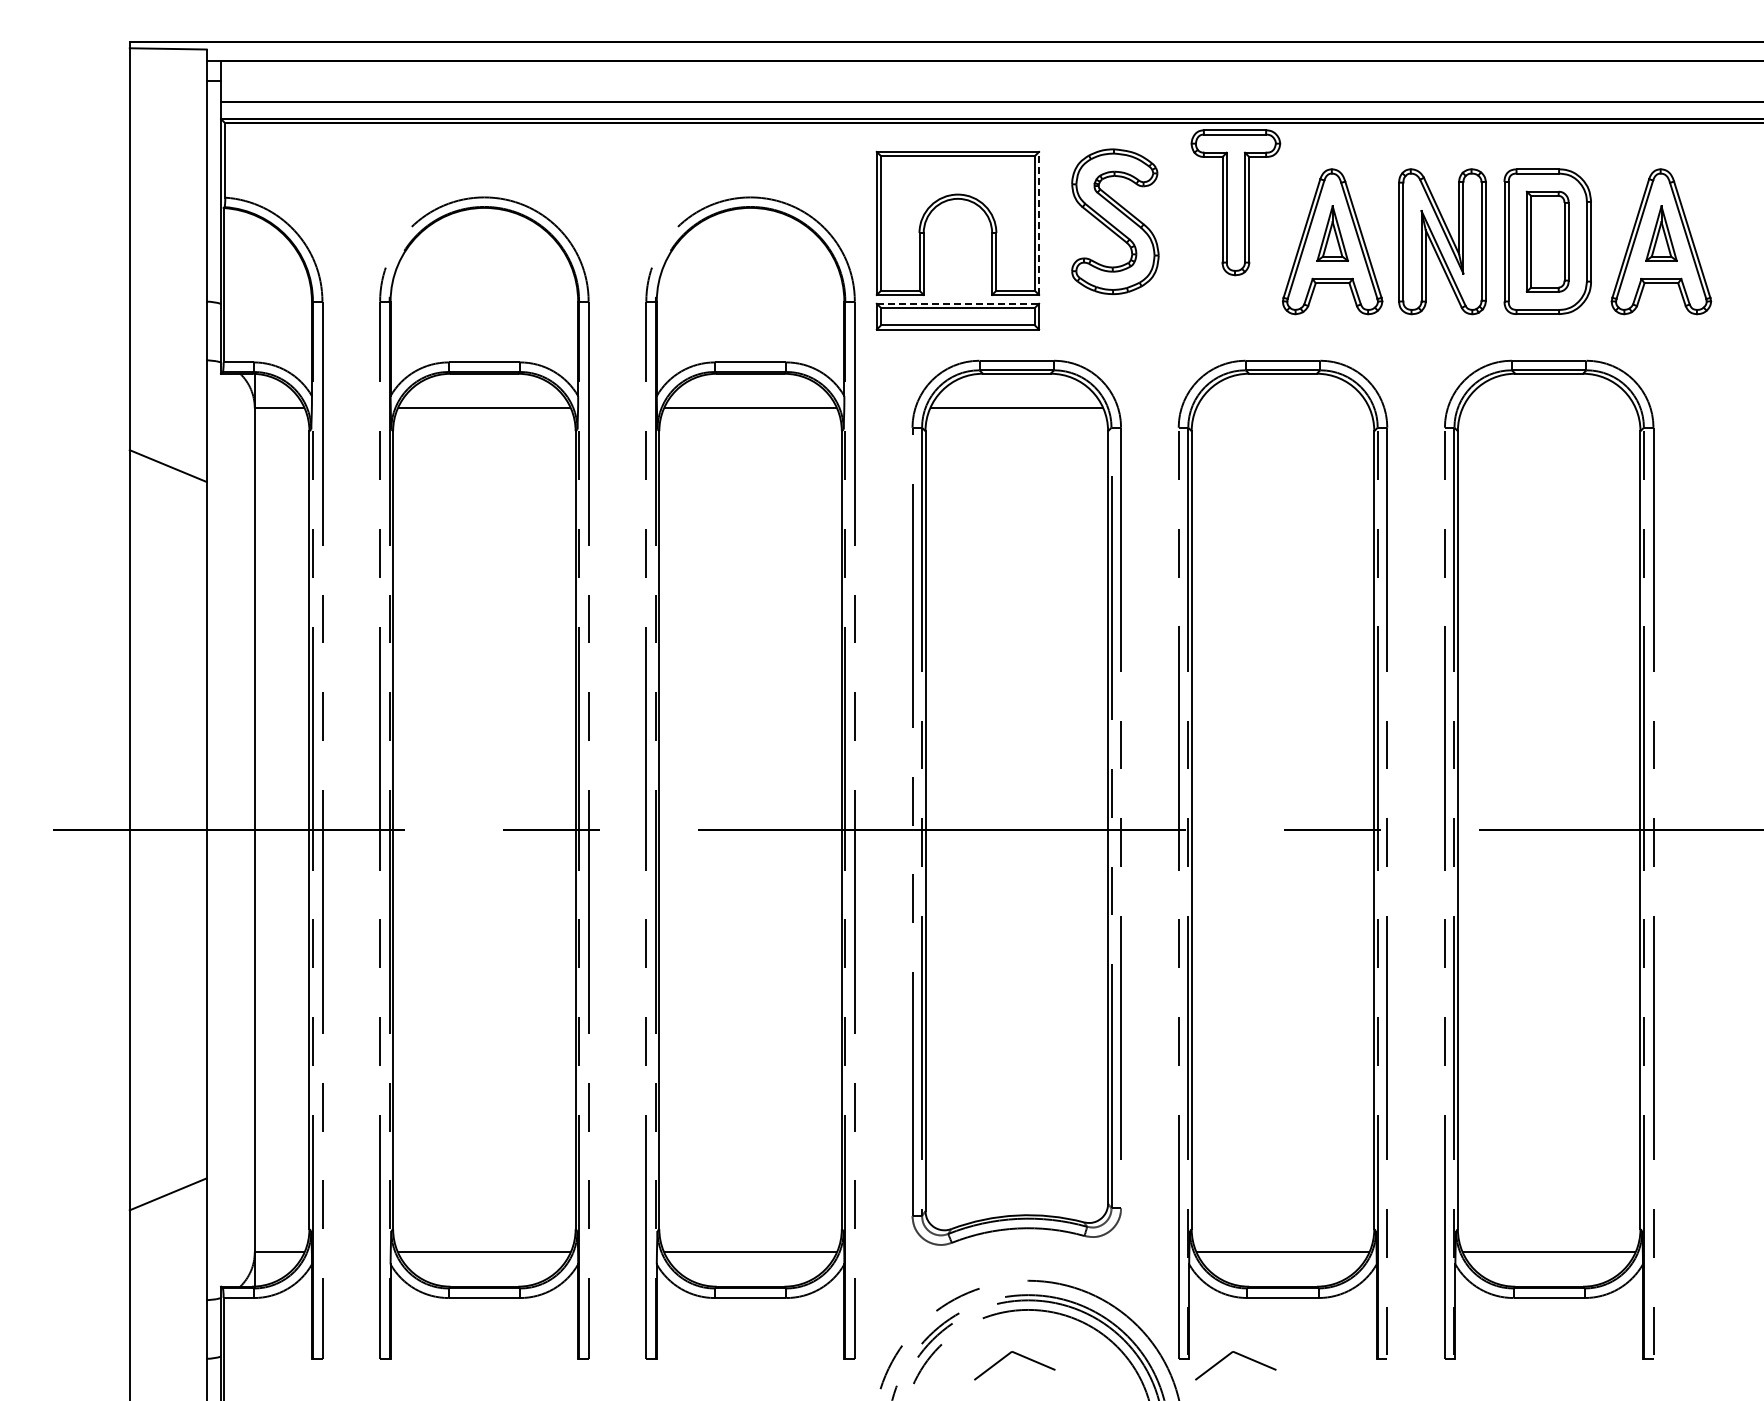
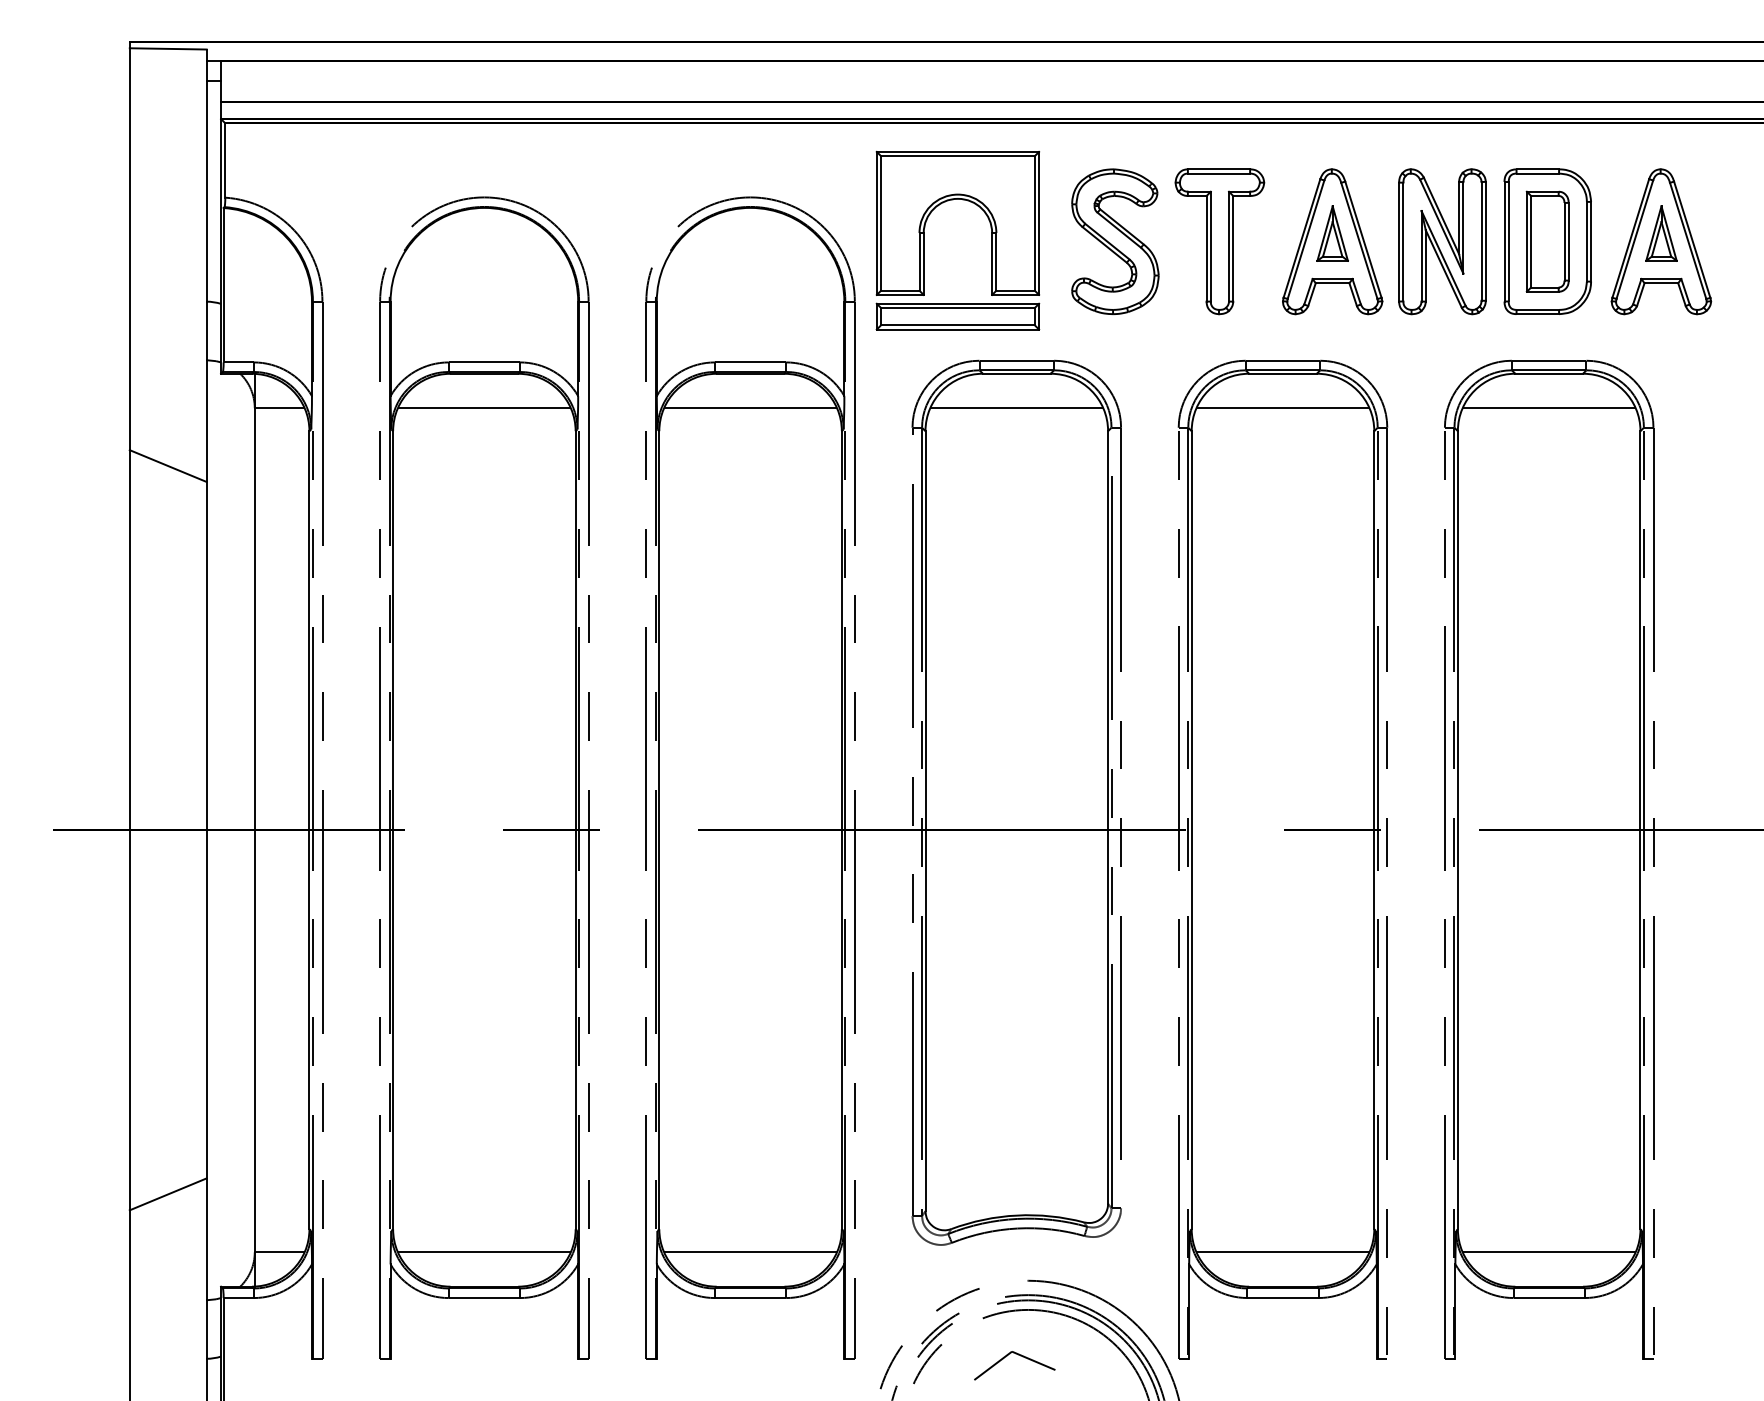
part position: (1235, 202) -> (1219, 241) (1219, 241)
part position: (1115, 221) -> (1115, 241) (1115, 241)
line: dashed -> solid (1039, 223)
line: dashed -> solid (958, 303)
line: none -> present (1282, 408)
line: none -> present (1548, 408)
part: present -> none (1239, 1355)
